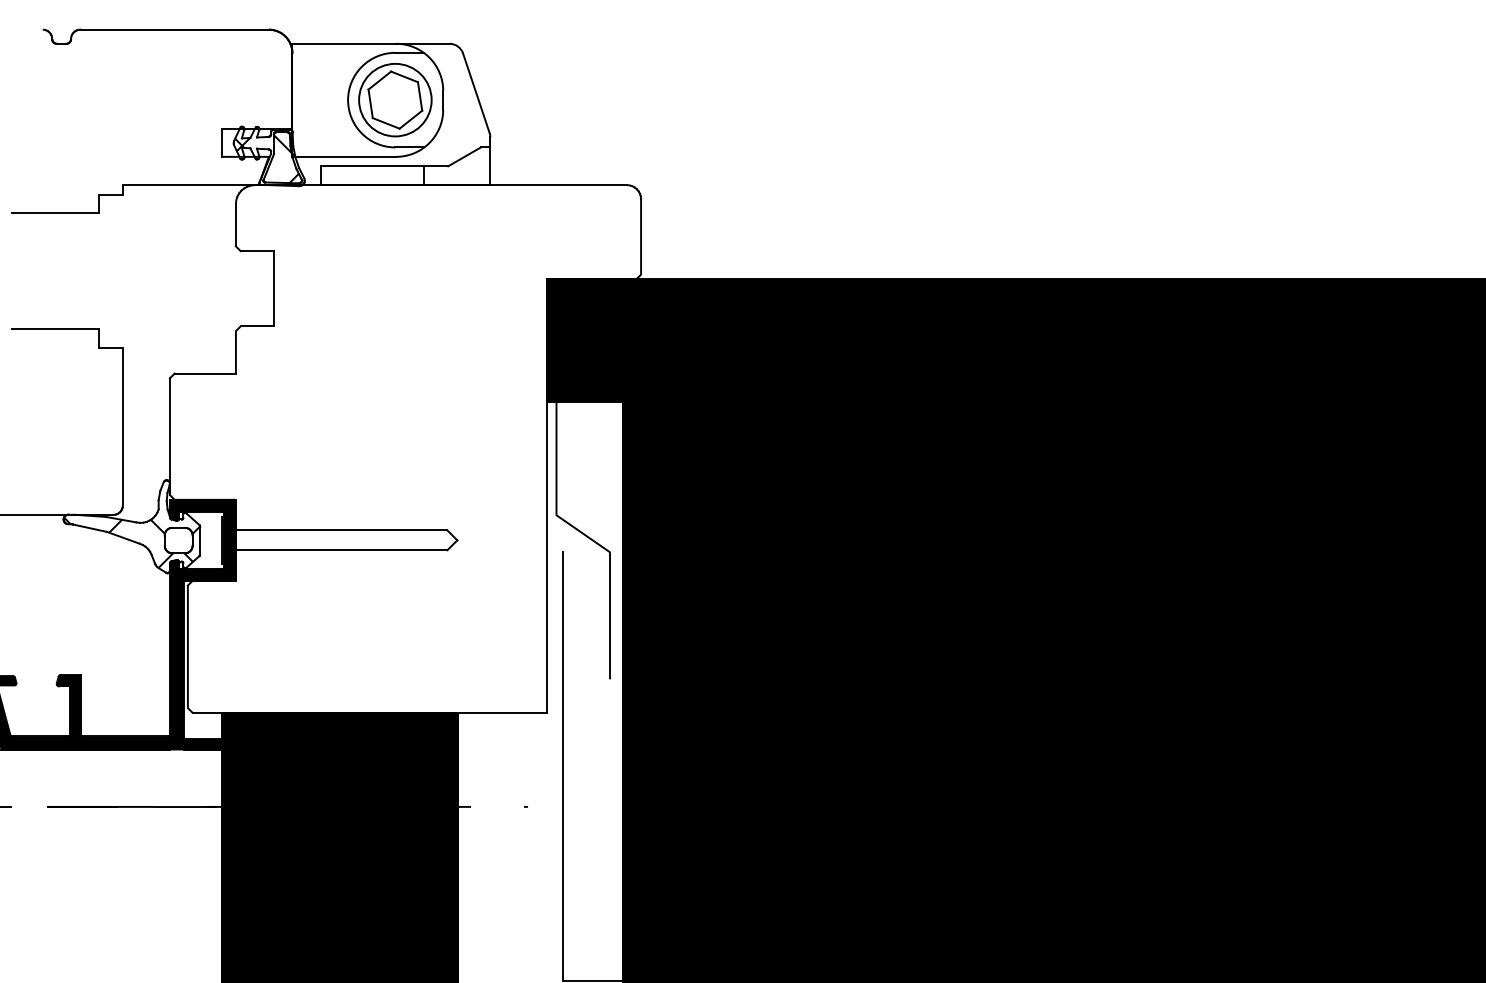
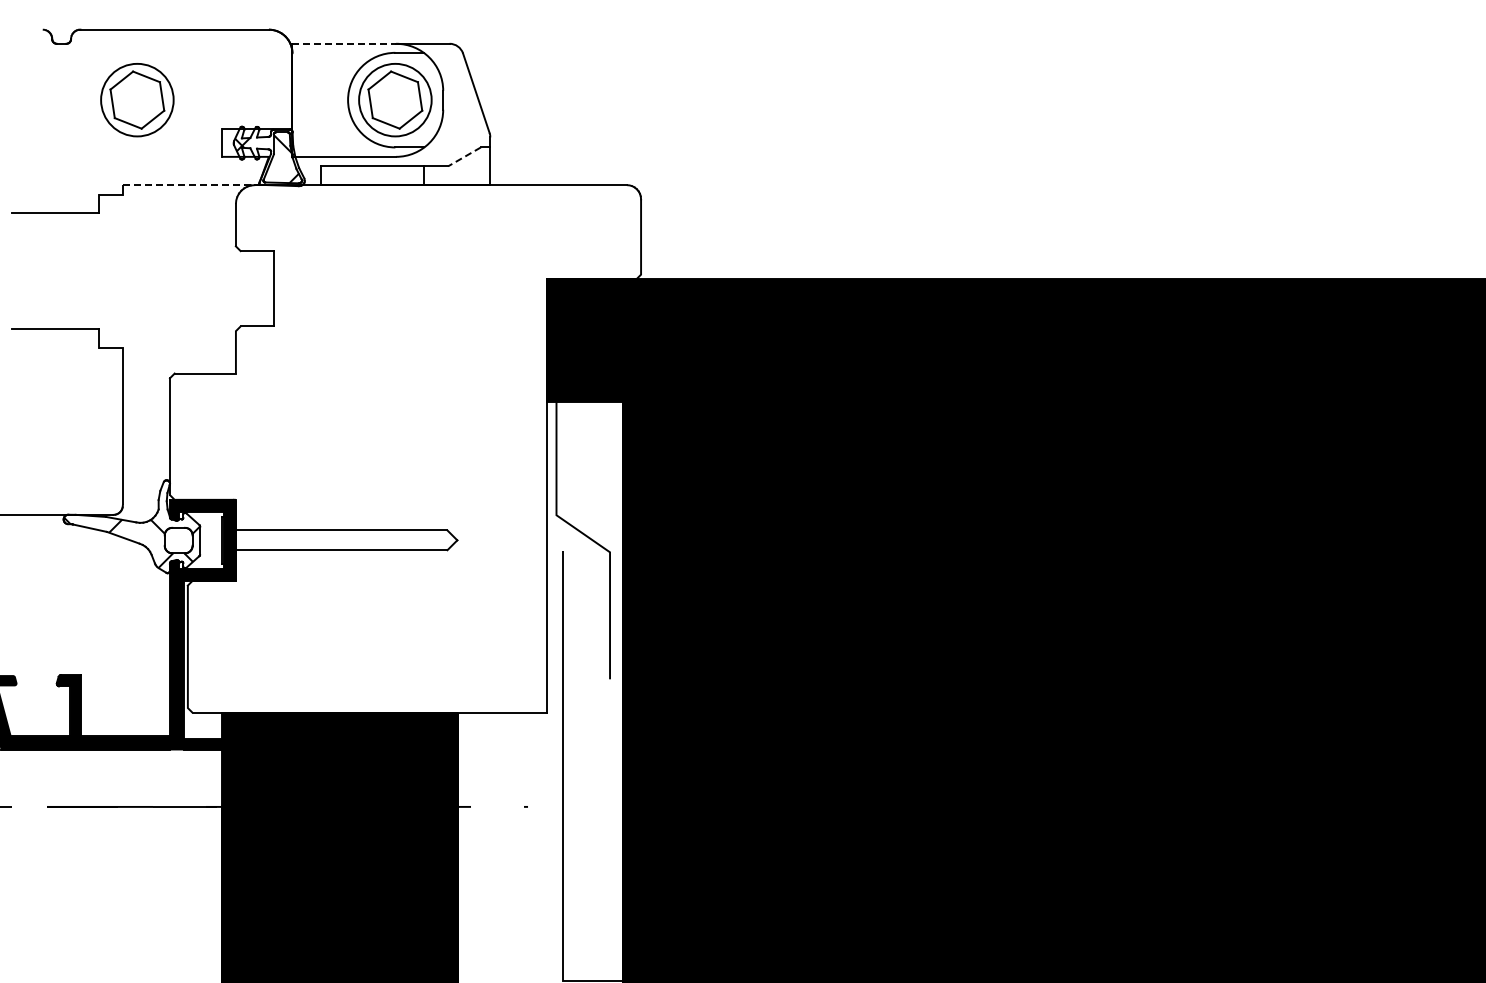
line: solid -> dashed (344, 43)
part: none -> present (137, 100)
line: solid -> dashed (464, 156)
line: solid -> dashed (190, 185)
